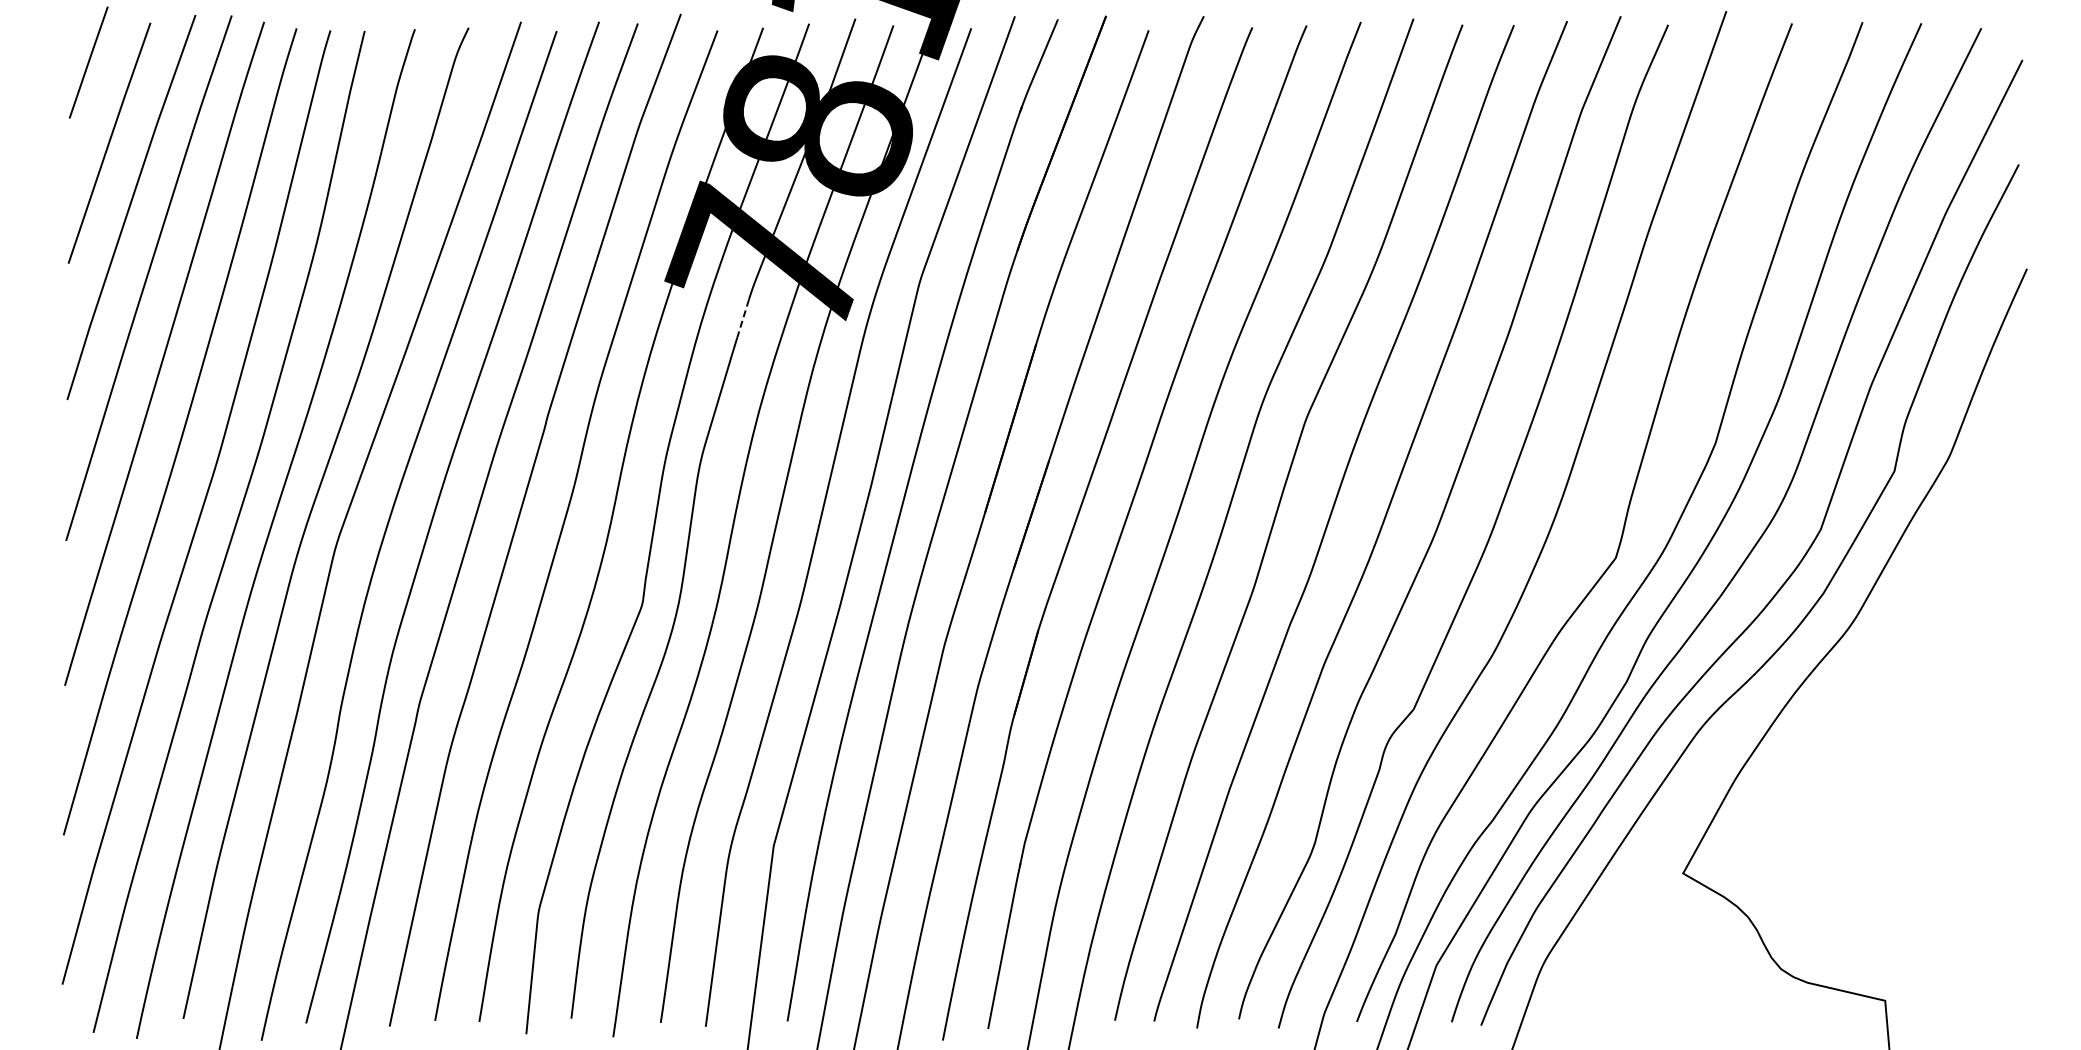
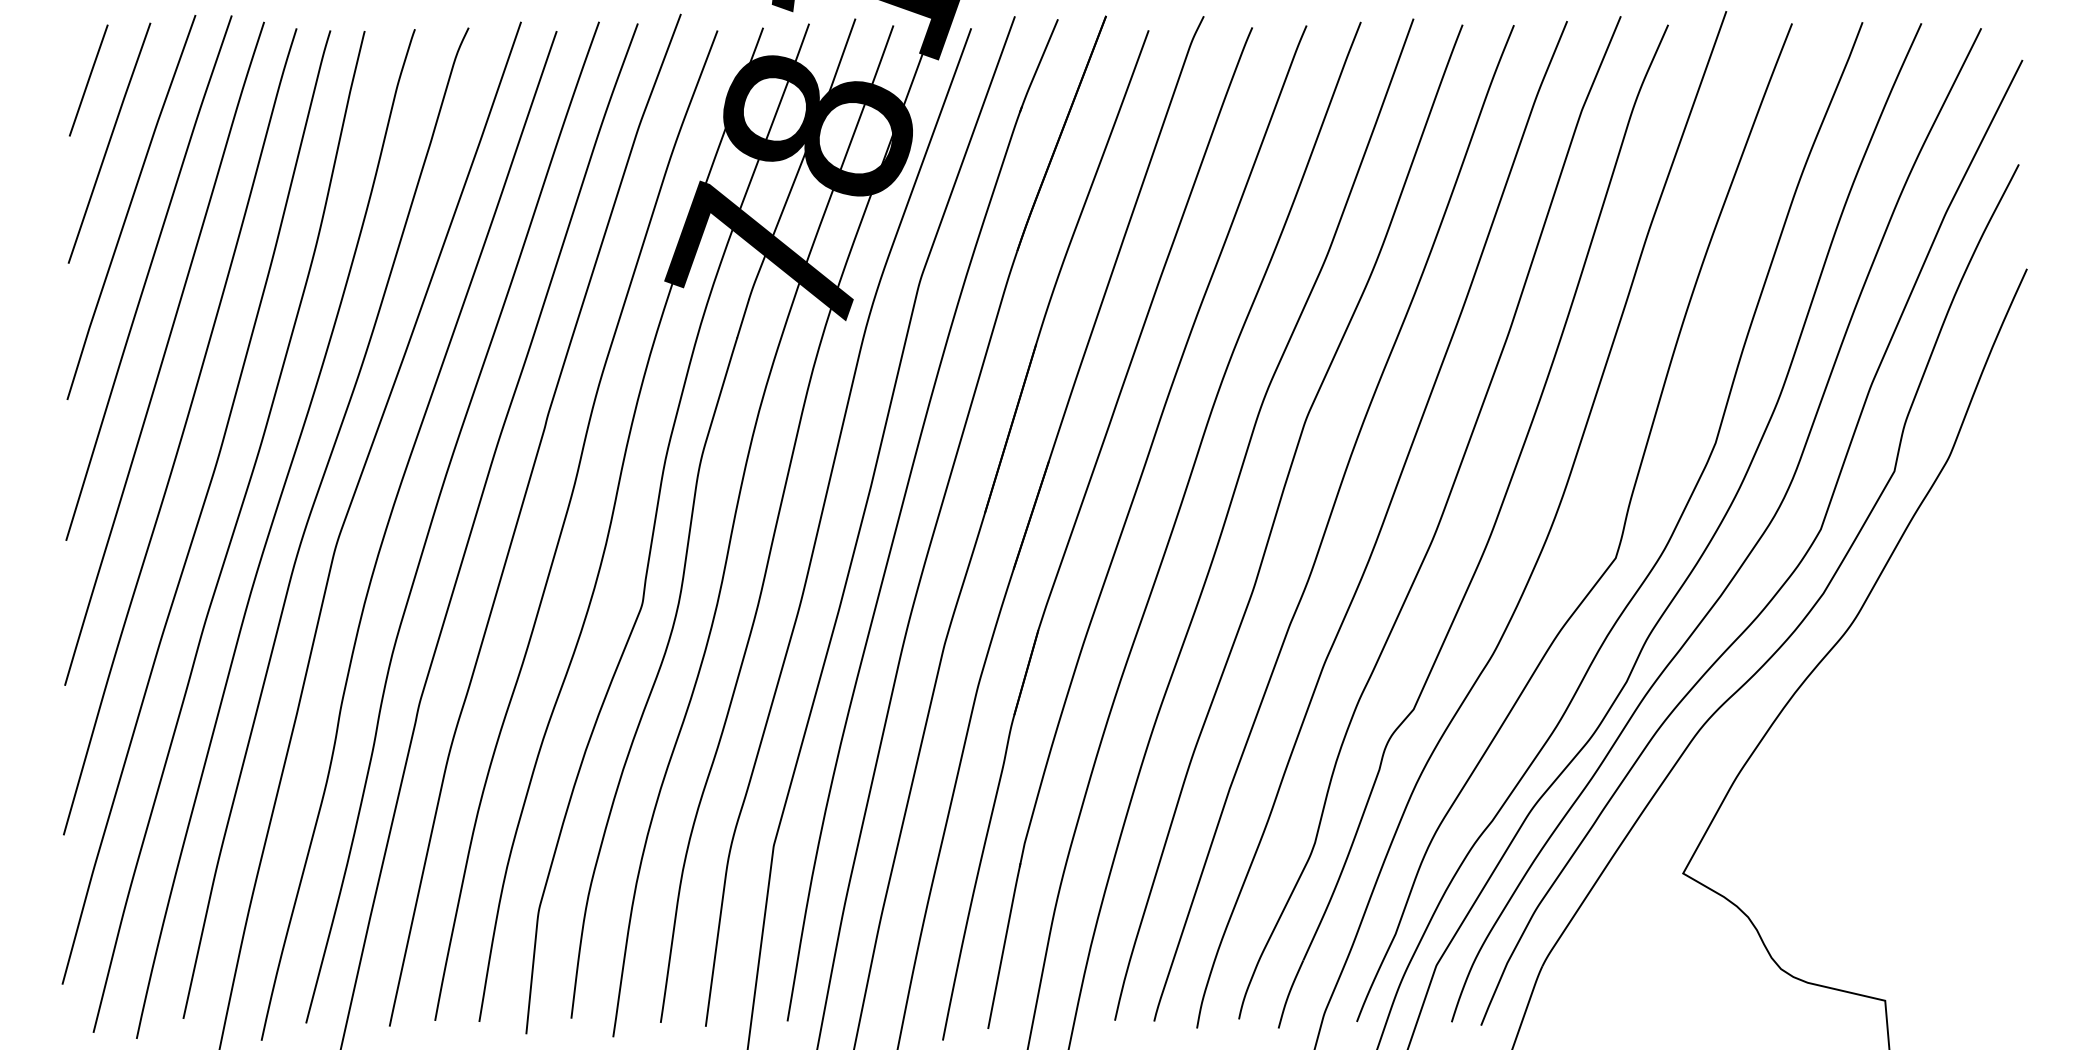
line position: (88, 62) -> (88, 80) (88, 80)
line: dashed -> solid (743, 318)
